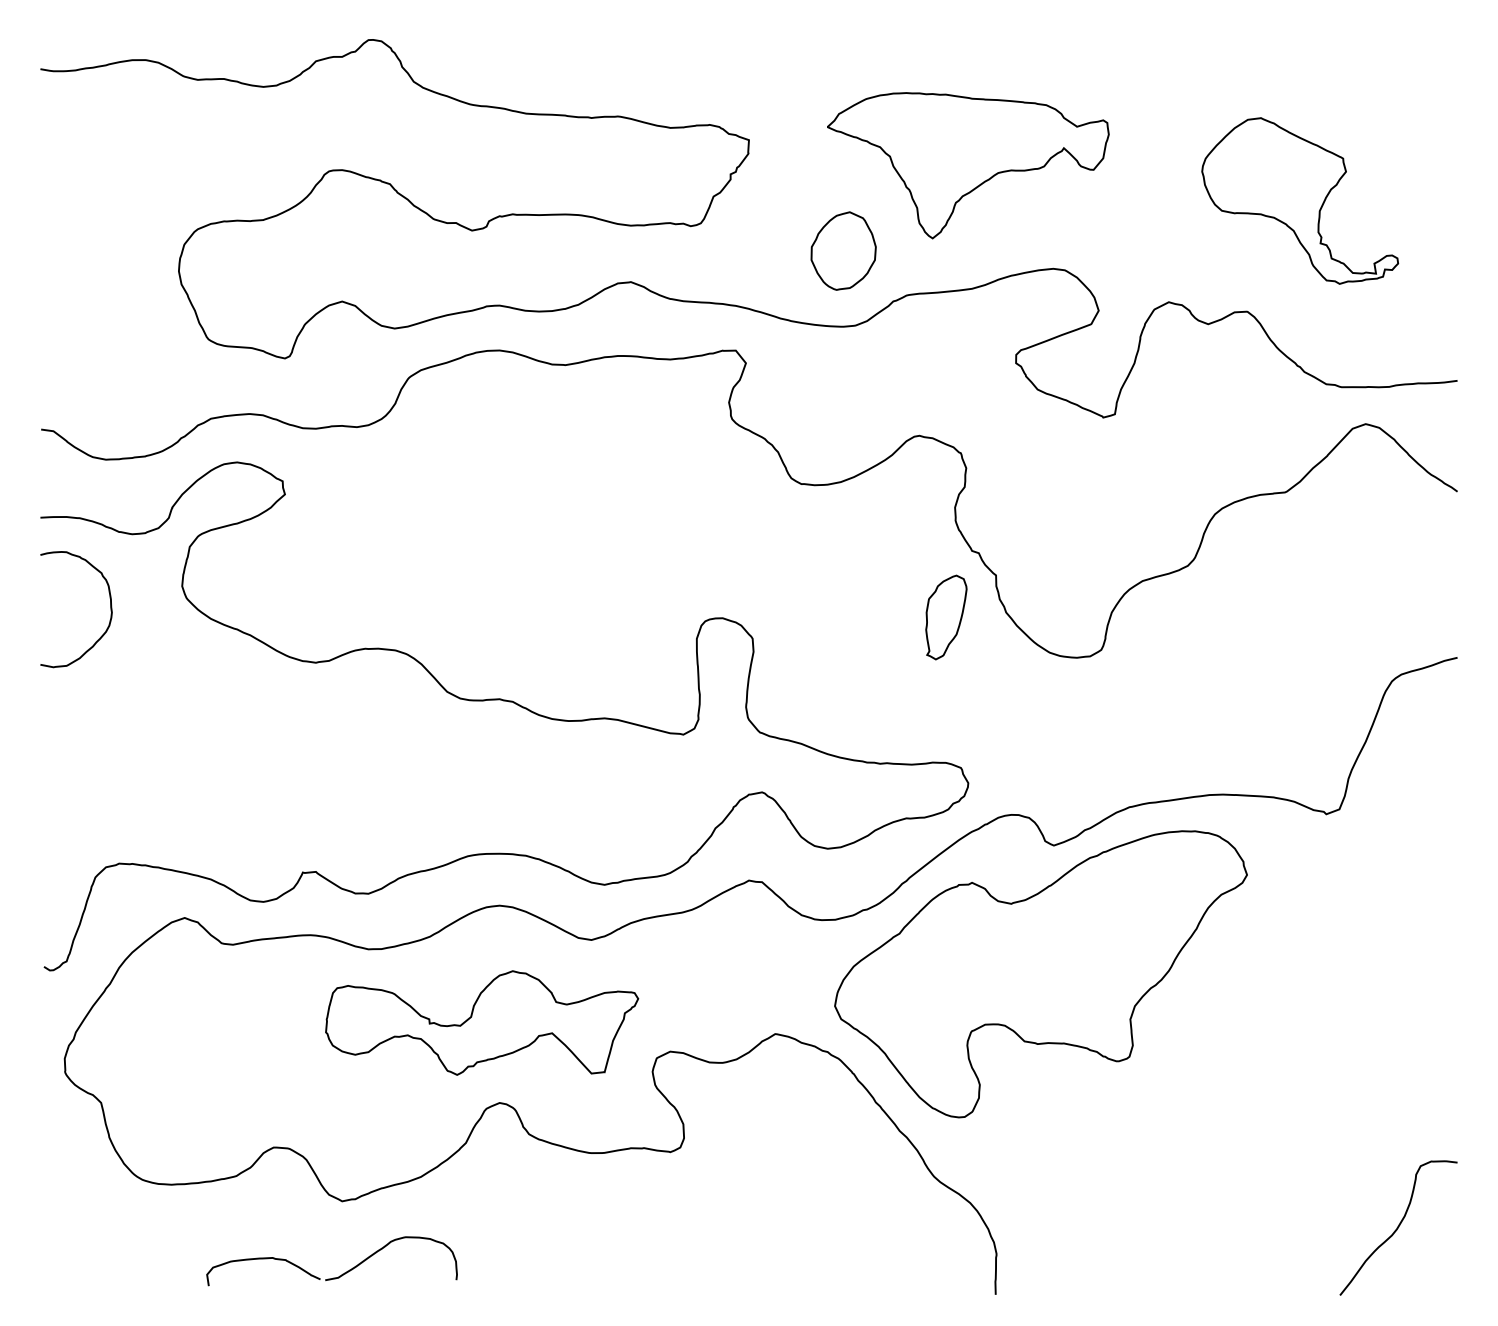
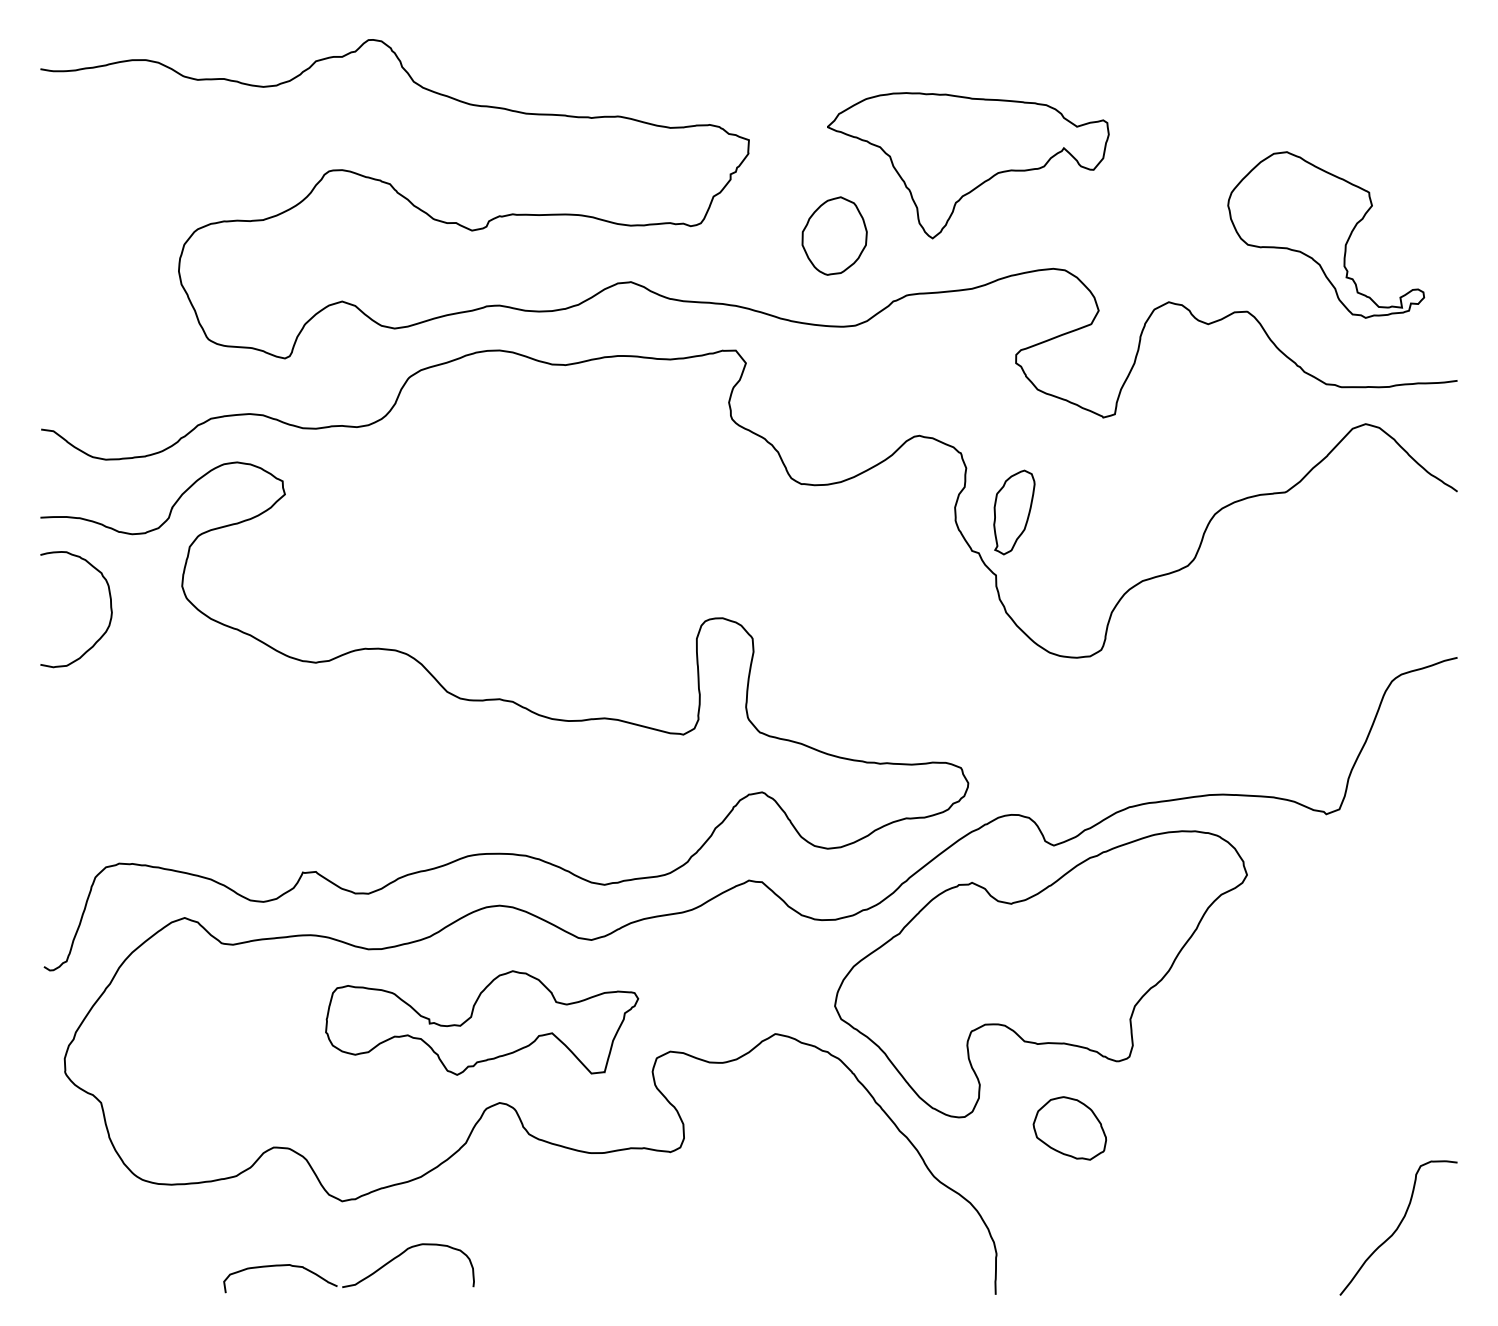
part position: (1300, 200) -> (1326, 234) (1326, 234)
part position: (843, 250) -> (834, 235) (834, 235)
part position: (946, 617) -> (1014, 512) (1014, 512)
part: none -> present (1069, 1128)
part position: (339, 1275) -> (356, 1282) (356, 1282)
